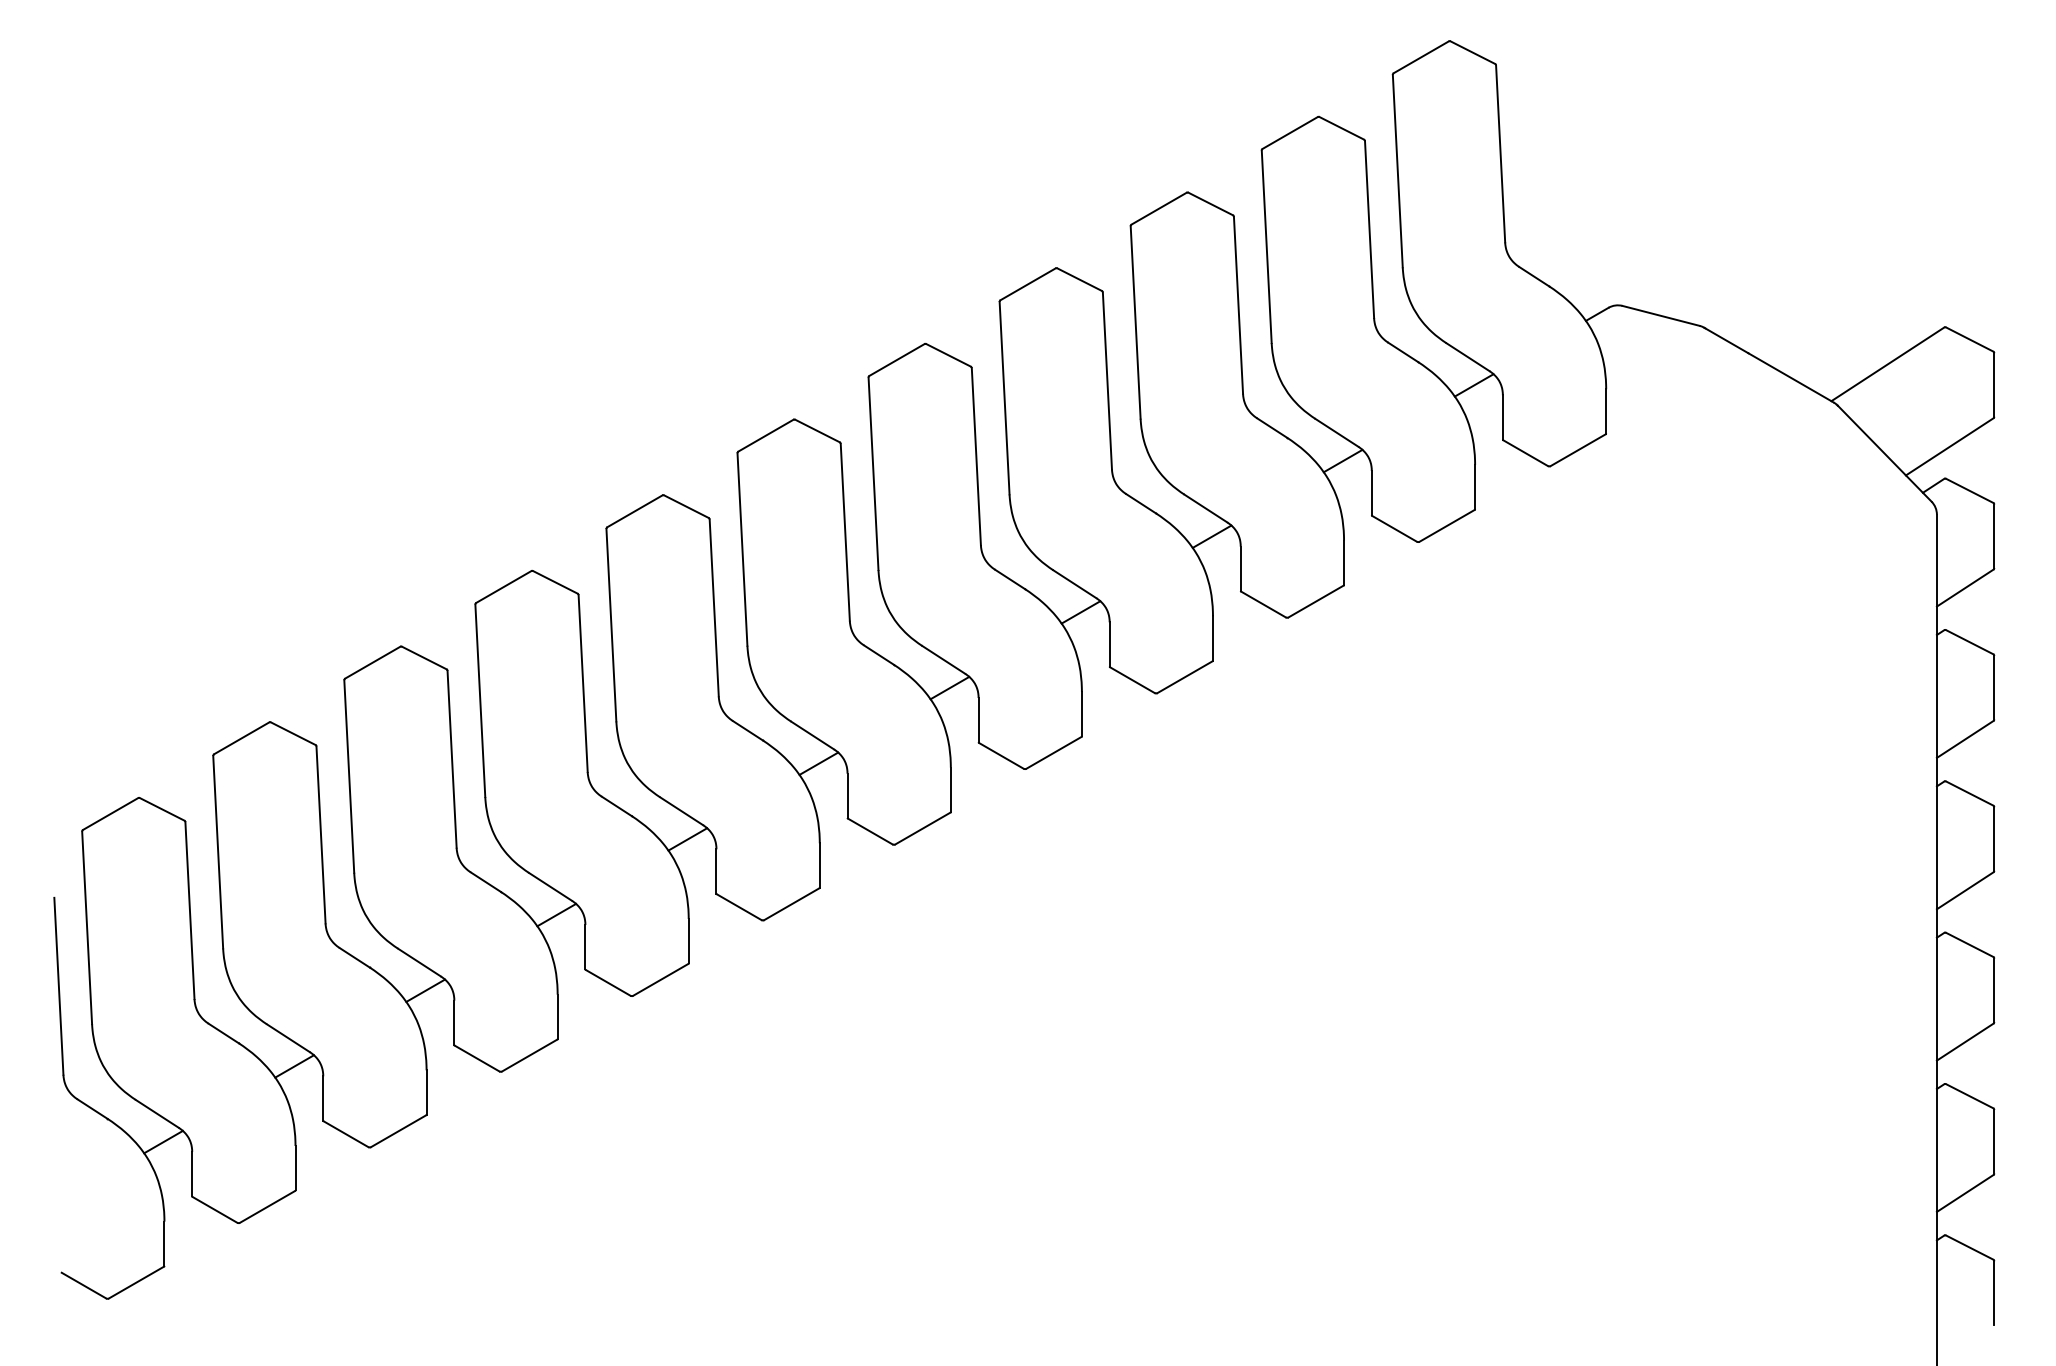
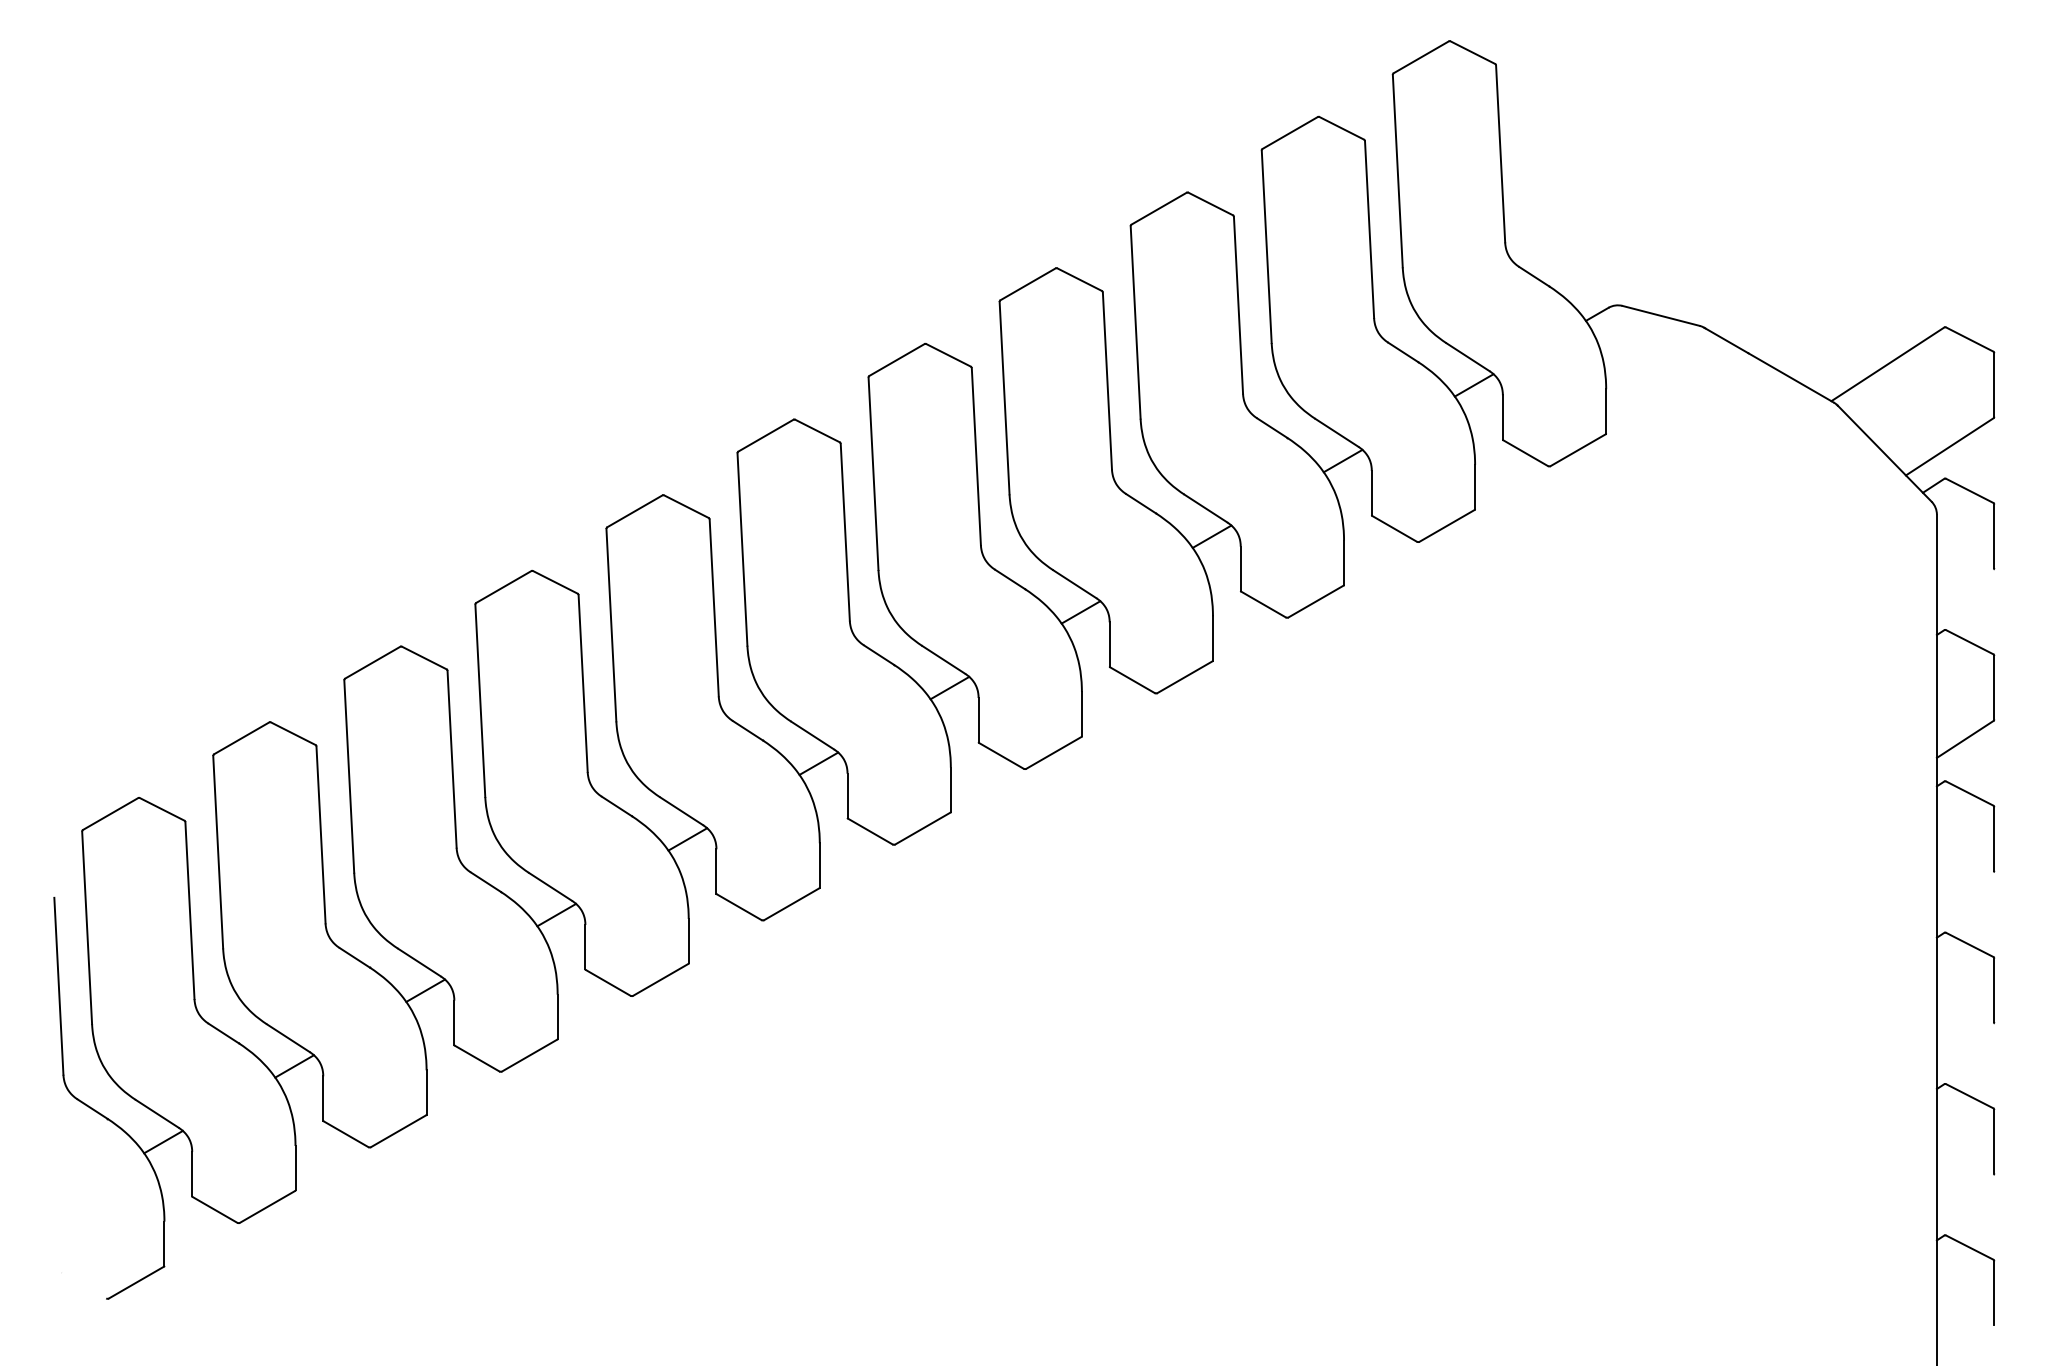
line: present -> none (1964, 587)
line: present -> none (1964, 890)
line: present -> none (1964, 1041)
line: present -> none (1964, 1193)
line: present -> none (83, 1285)
